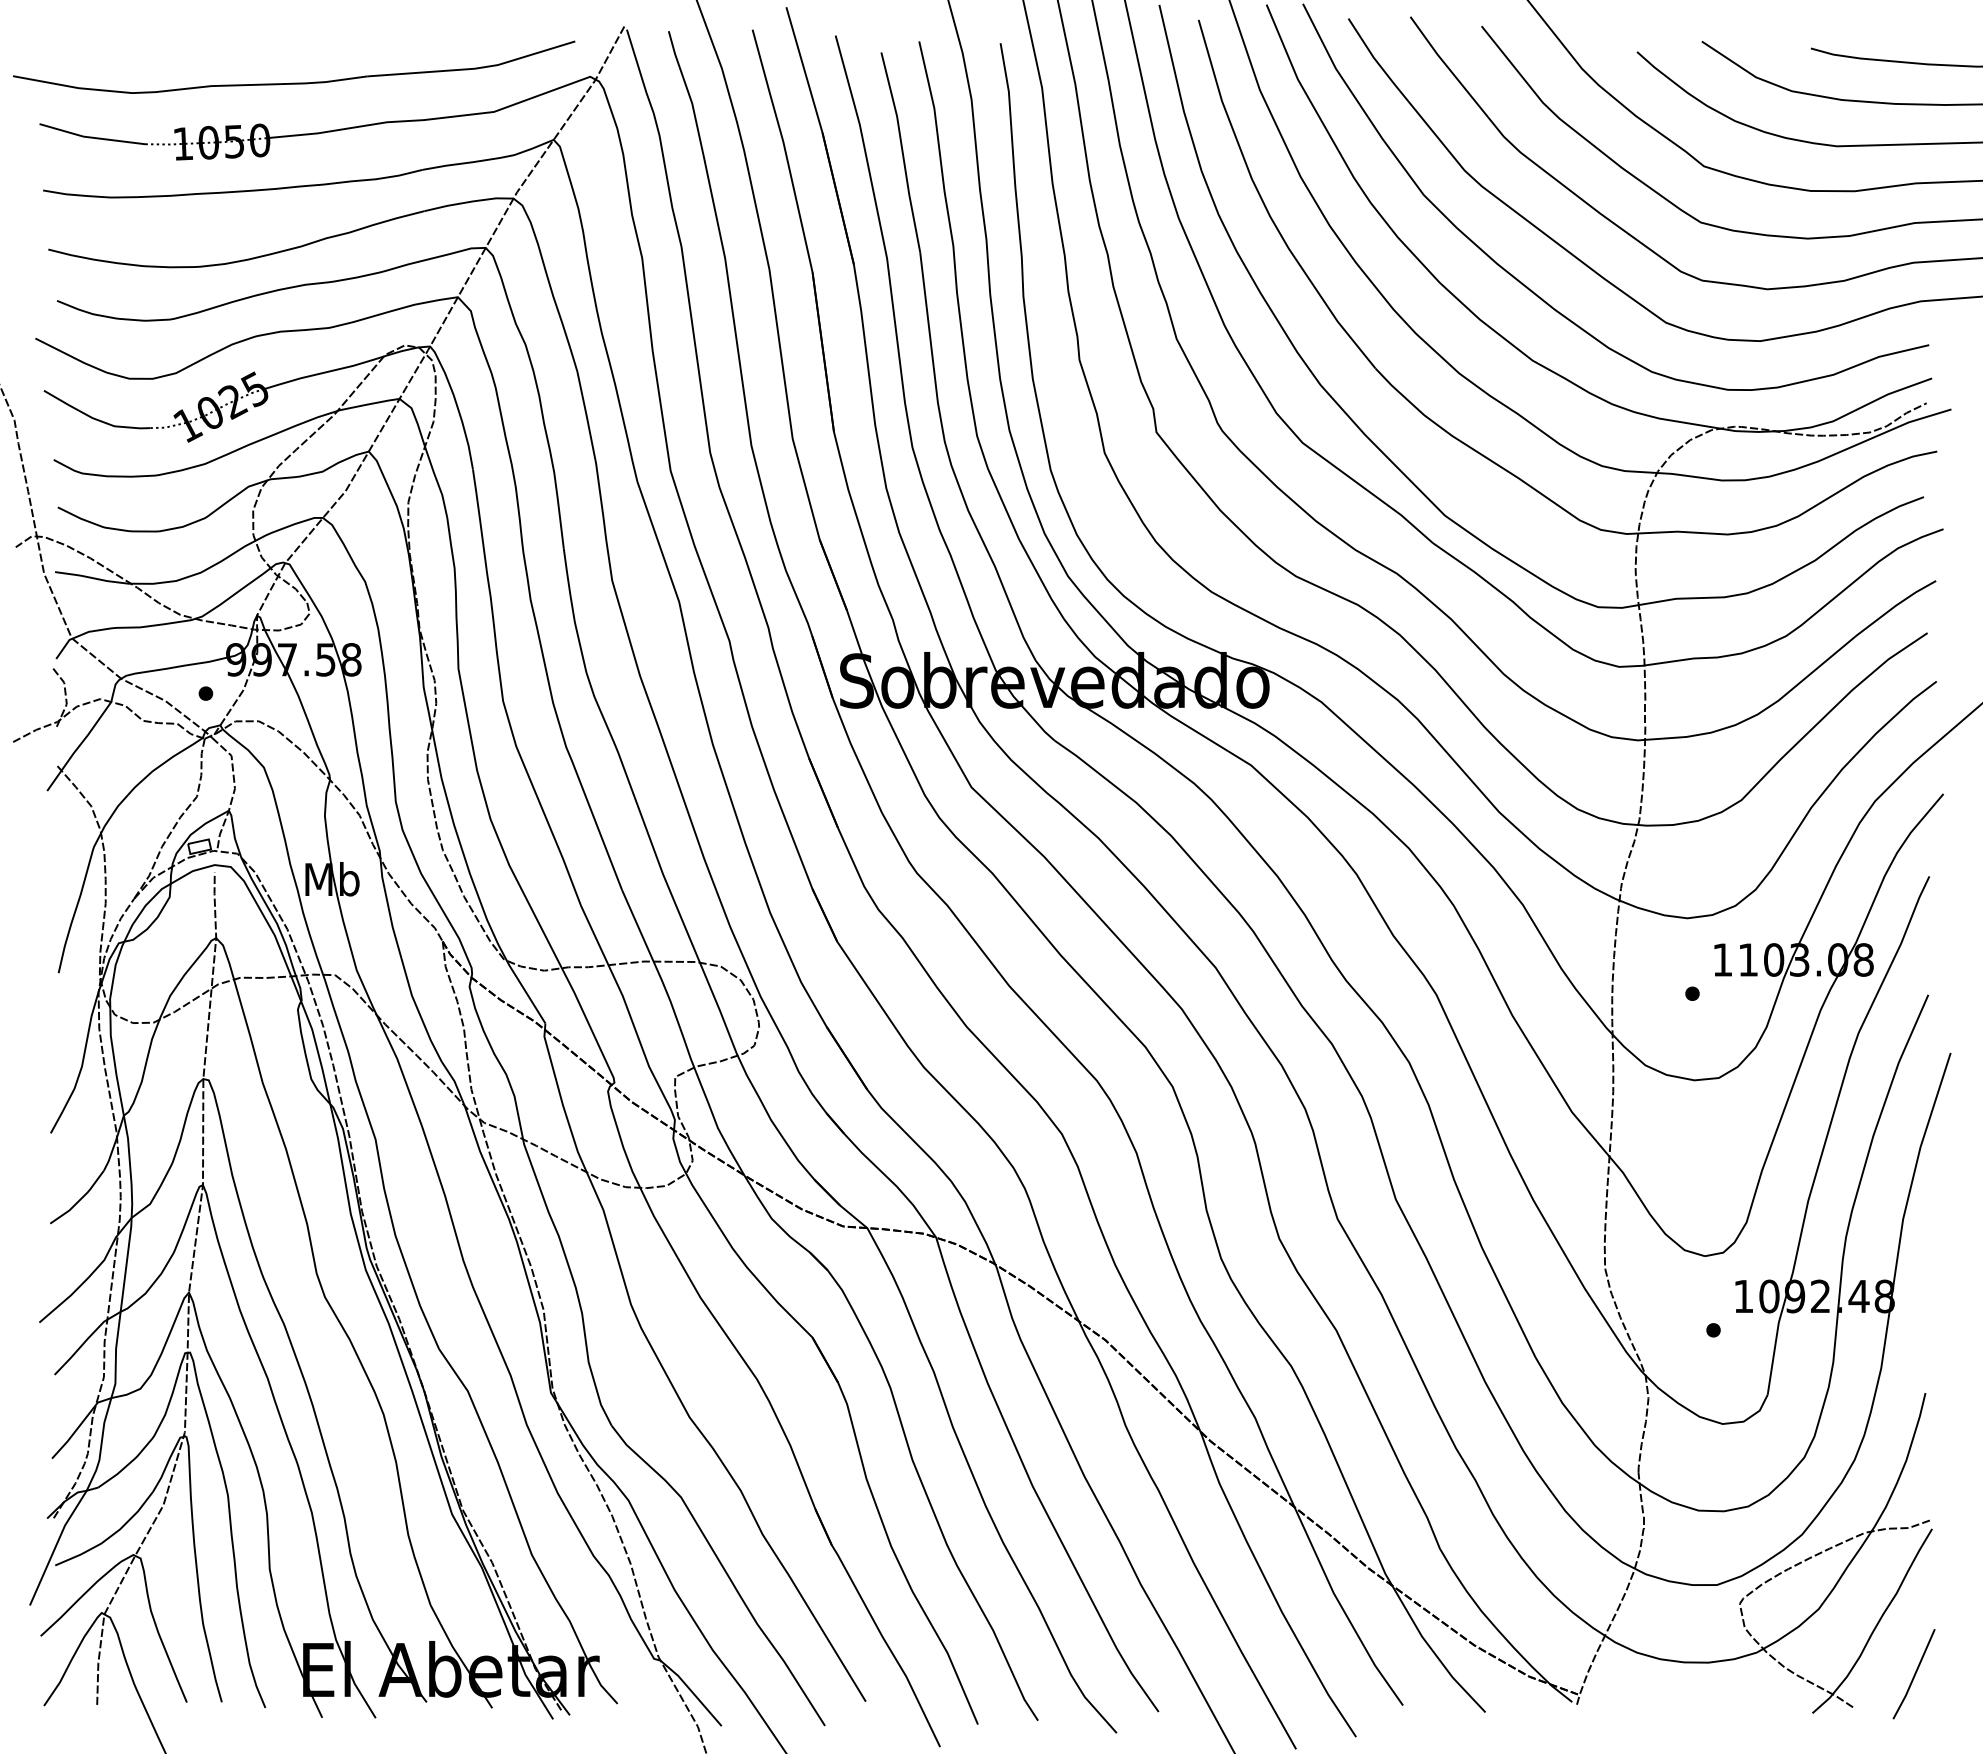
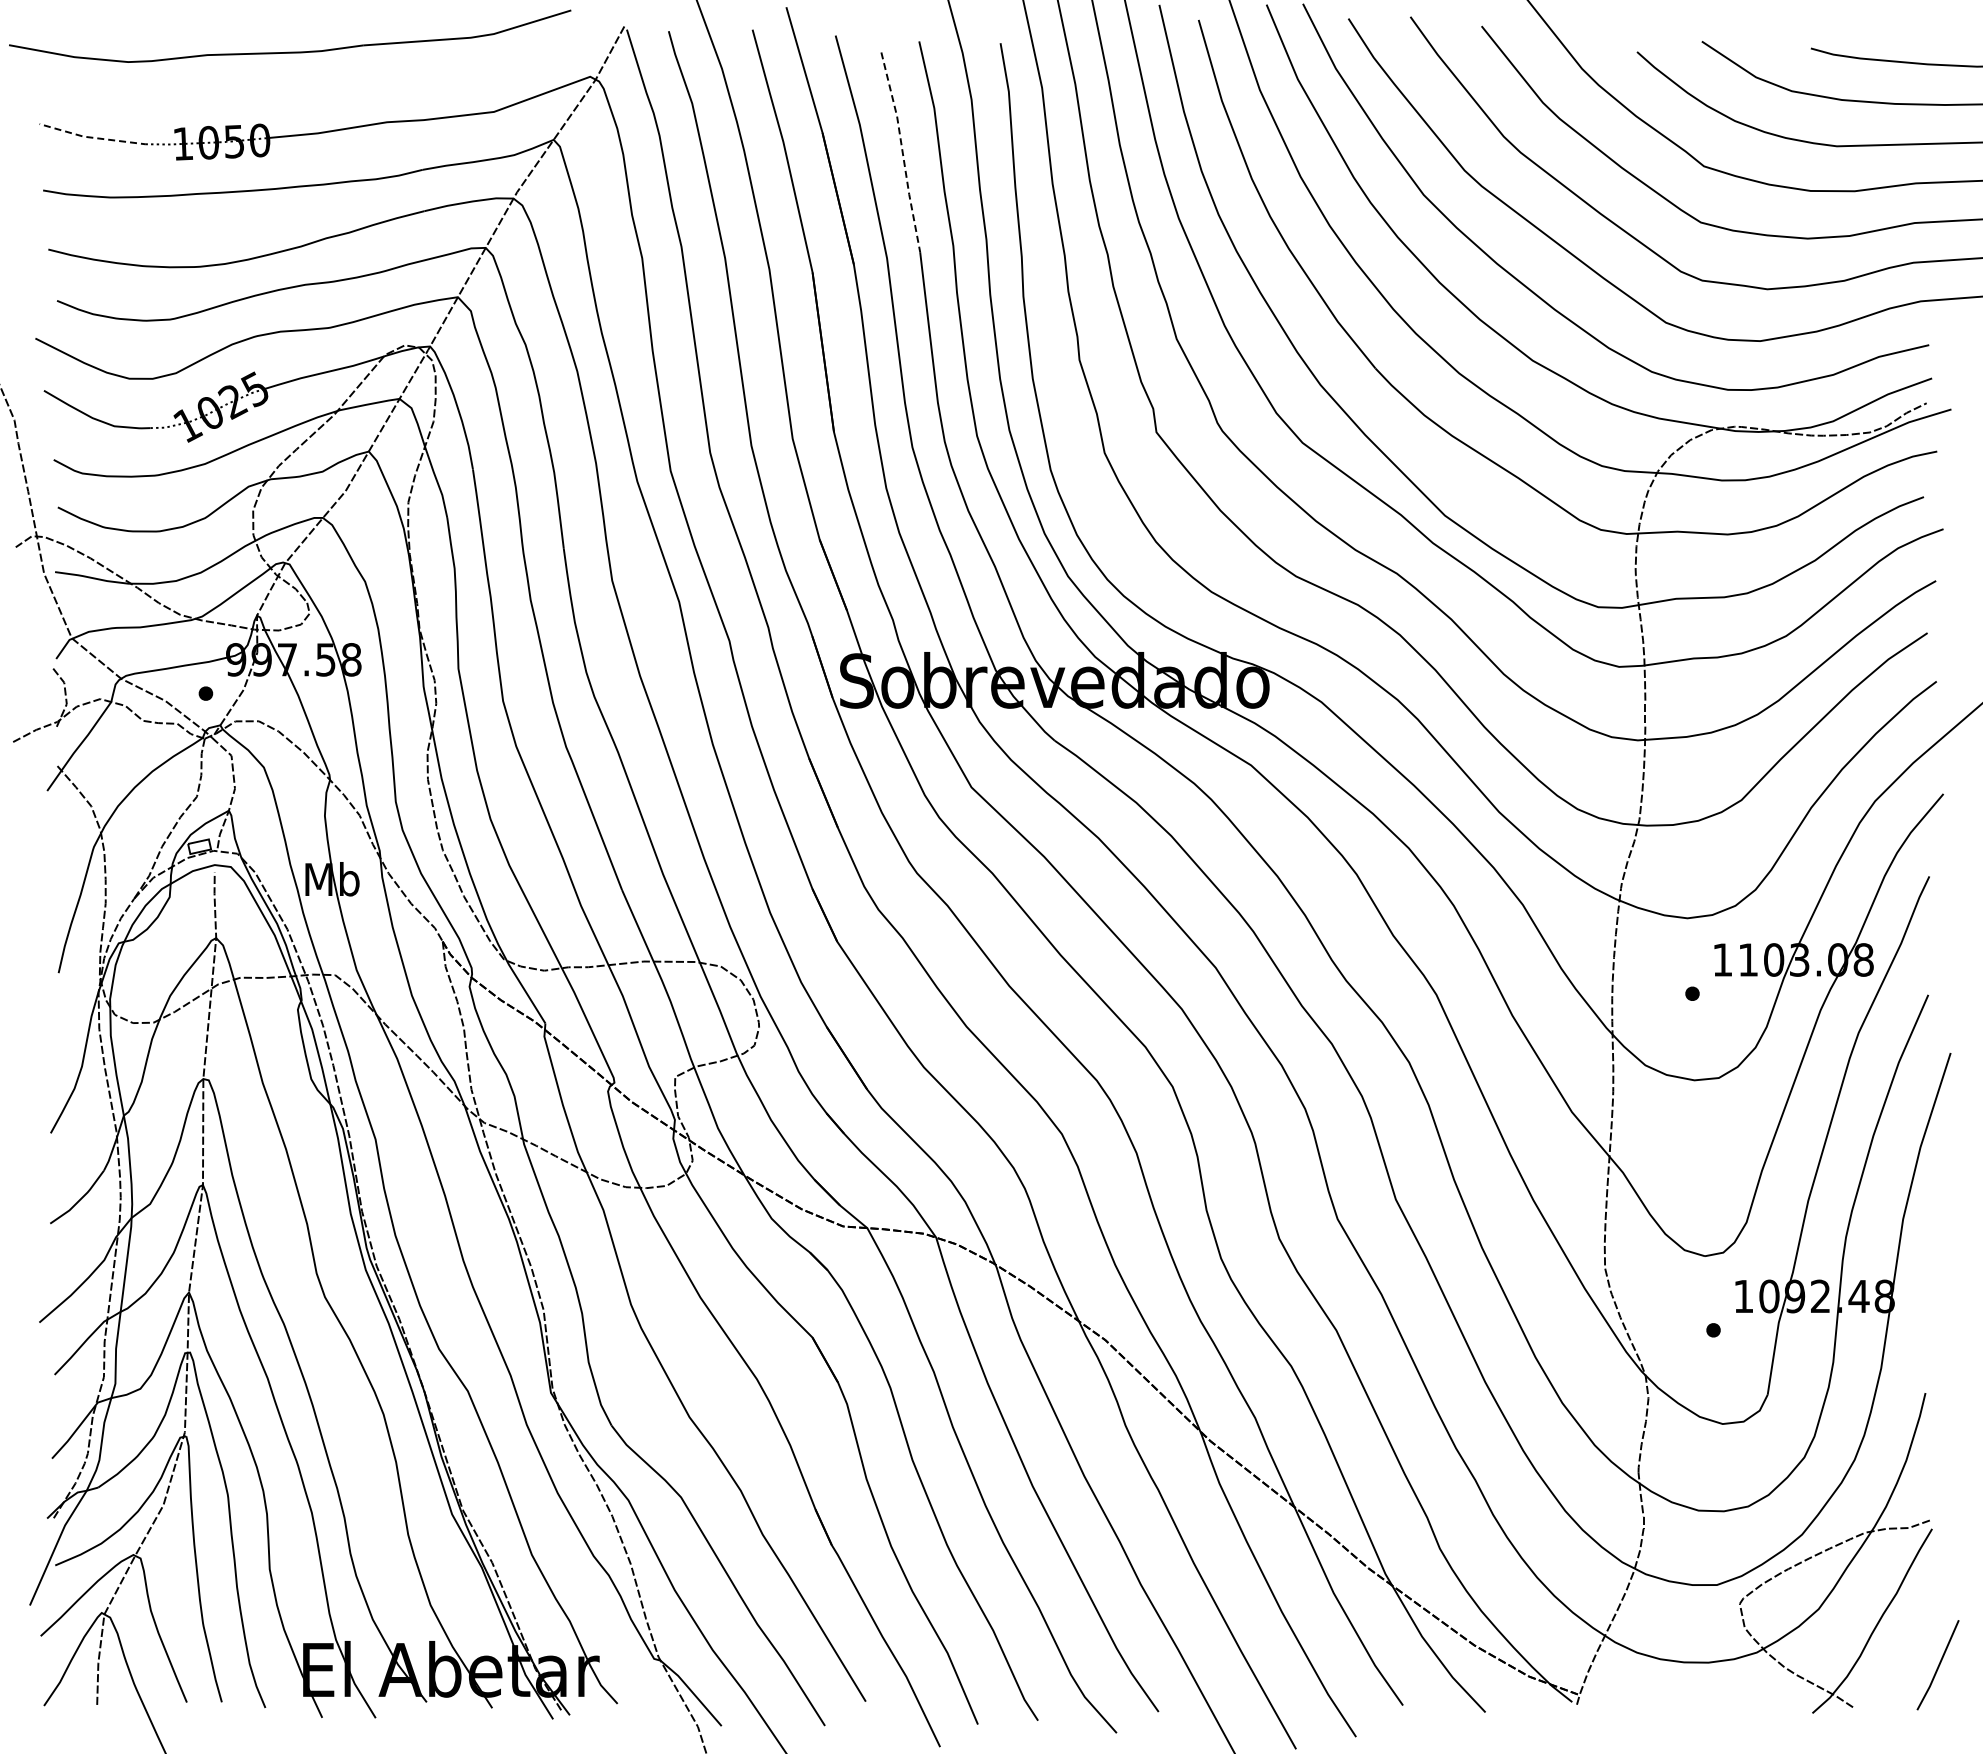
part position: (294, 82) -> (290, 51) (290, 51)
line: solid -> dashed (93, 137)
line: solid -> dashed (902, 152)
line position: (1914, 1674) -> (1938, 1665) (1938, 1665)
